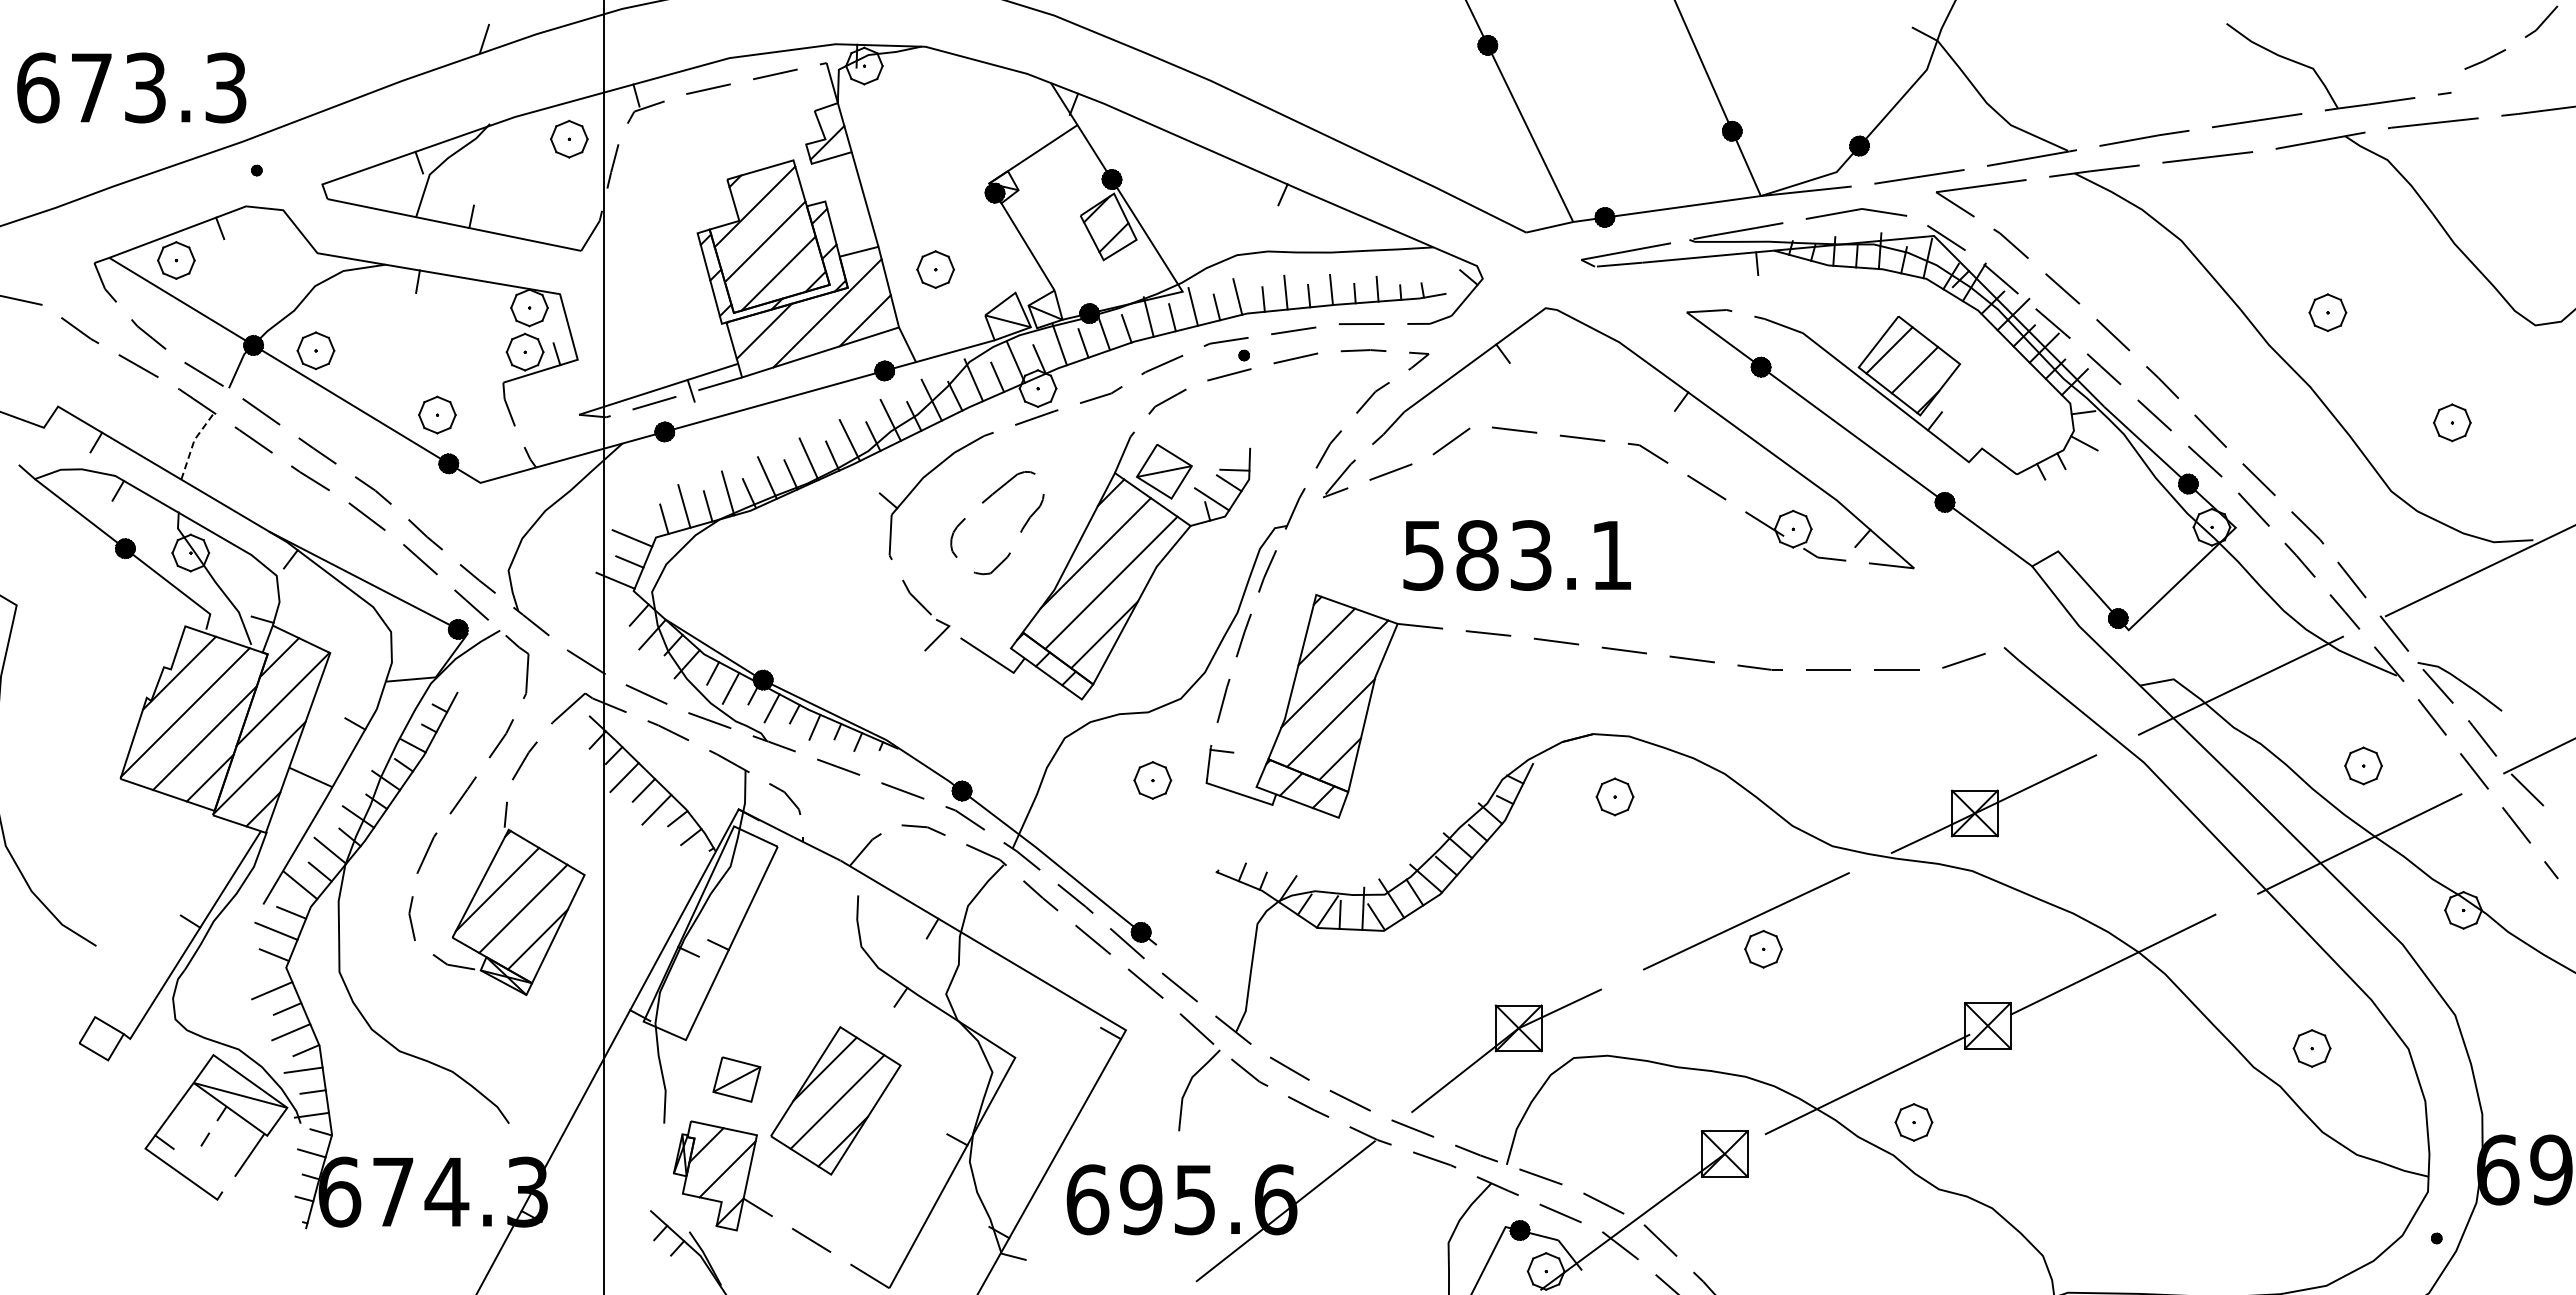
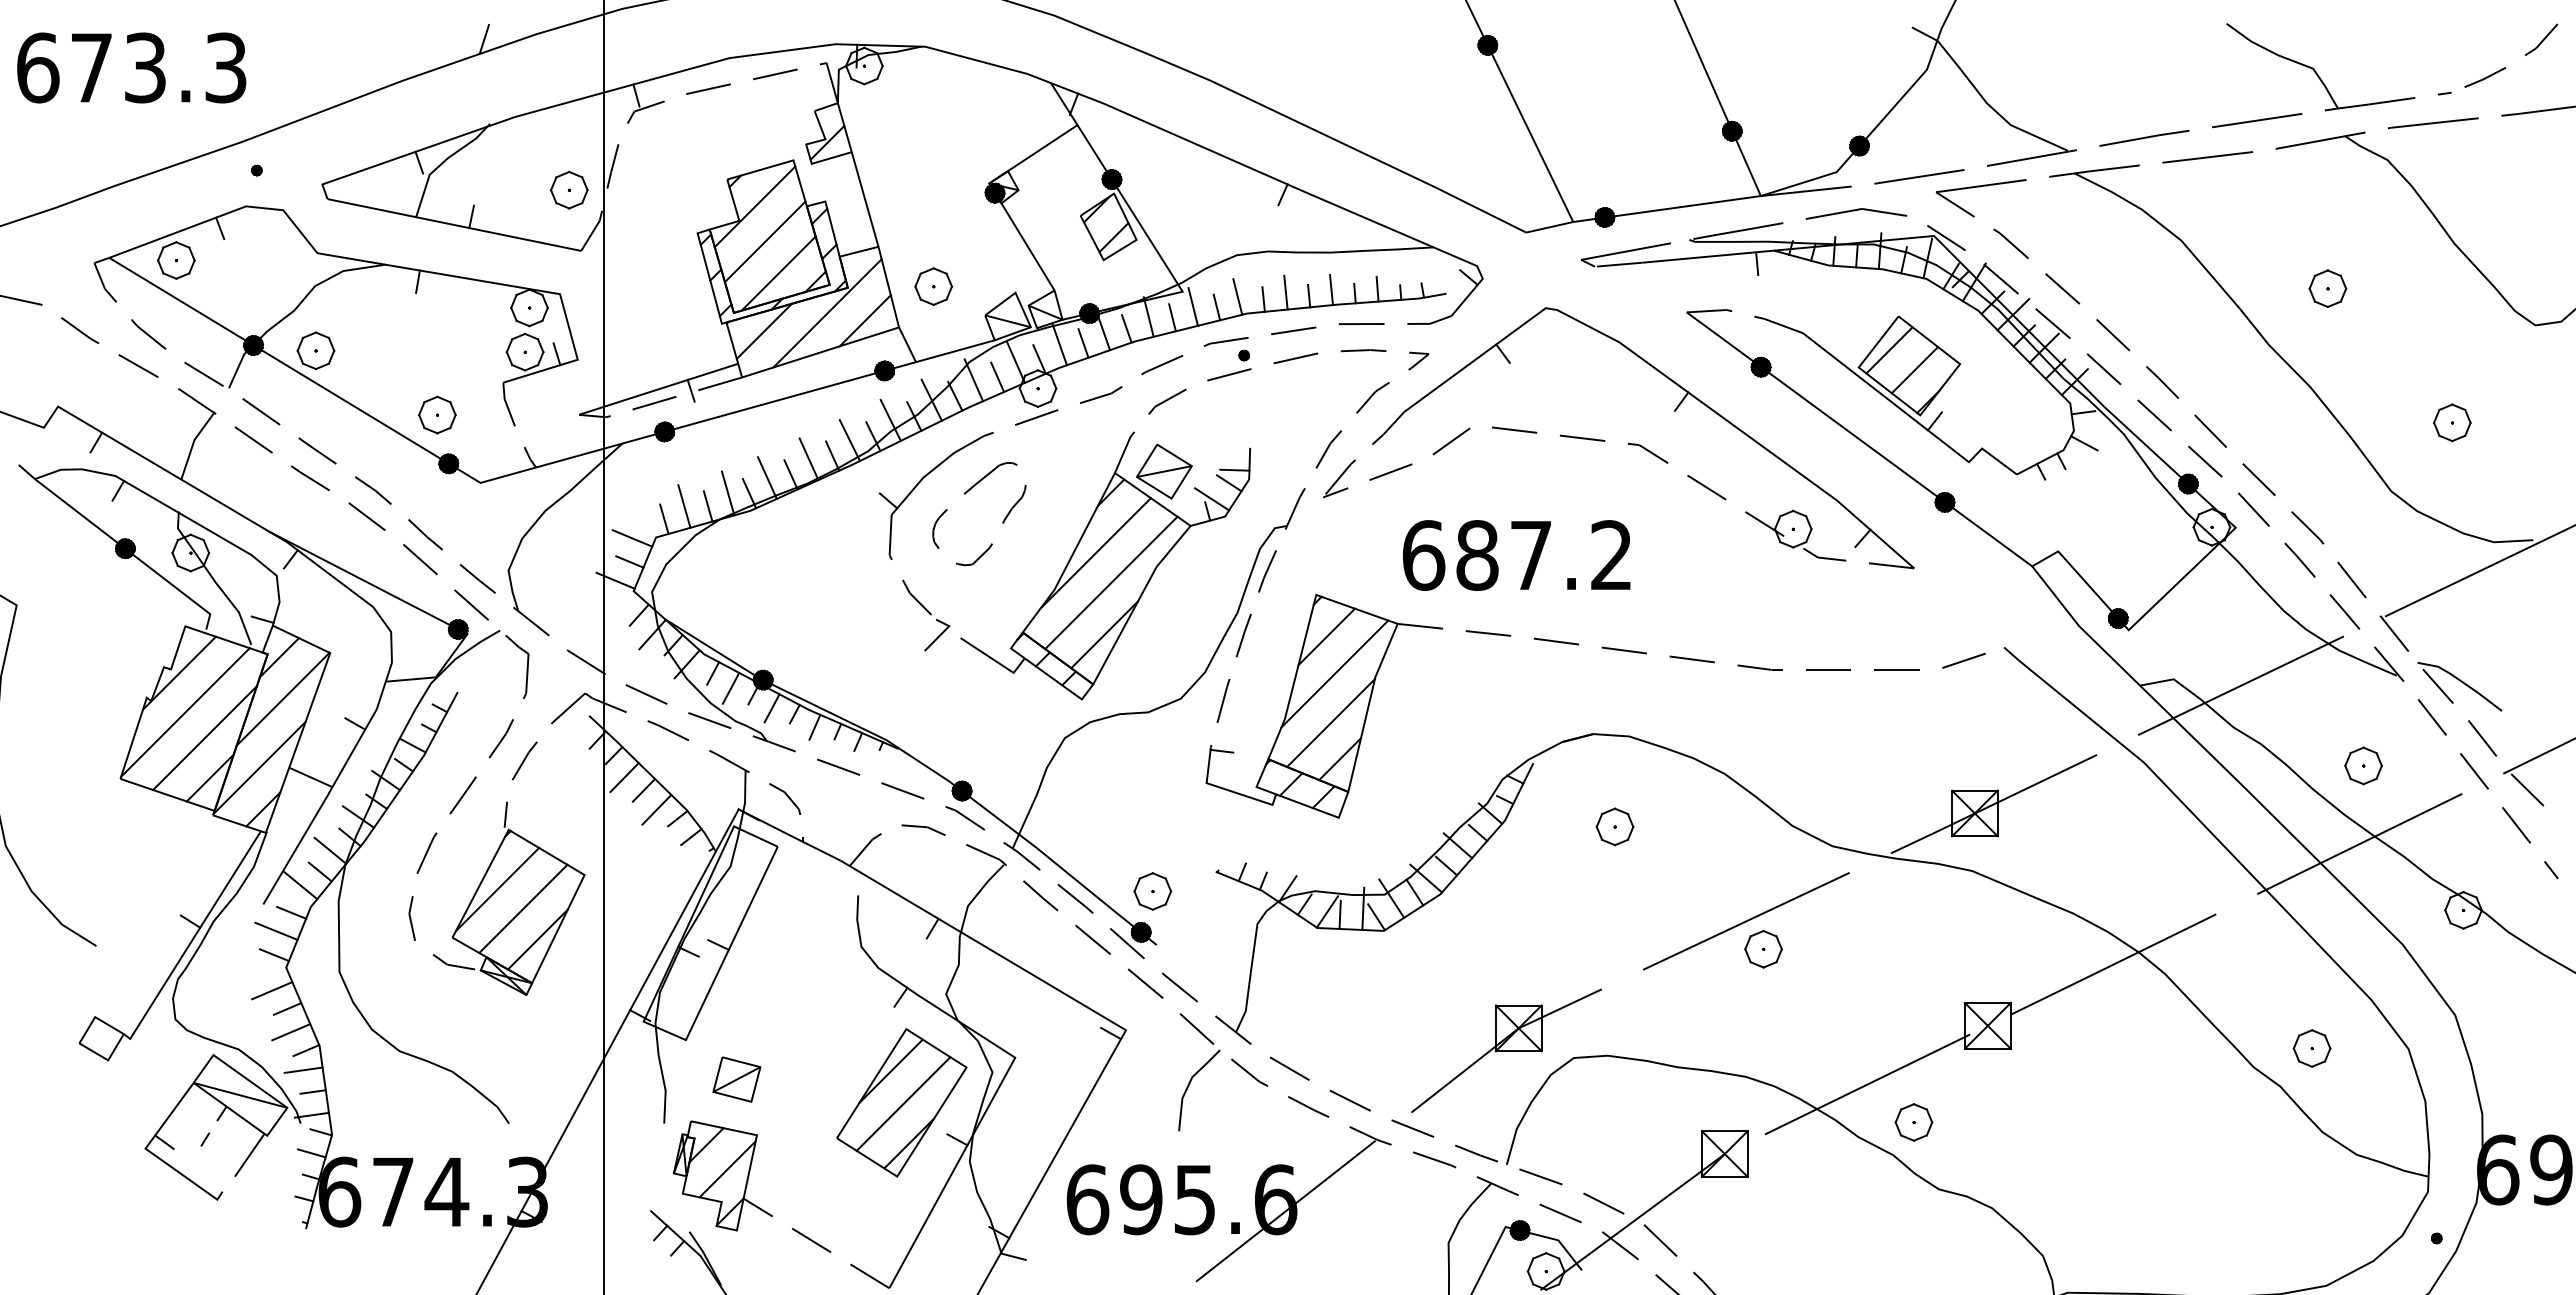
line position: (2524, 36) -> (2524, 54) (2524, 54)
text position: (131, 87) -> (131, 67) (131, 67)
part position: (569, 138) -> (569, 189) (569, 189)
part position: (935, 269) -> (933, 286) (933, 286)
part position: (2327, 312) -> (2327, 288) (2327, 288)
line: dashed -> solid (193, 442)
part position: (1020, 530) -> (1002, 521) (1002, 521)
text: 583.1 -> 687.2 (1516, 555)
part position: (1152, 780) -> (1152, 891) (1152, 891)
part position: (1614, 796) -> (1614, 826) (1614, 826)
part position: (835, 1100) -> (901, 1102) (901, 1102)
